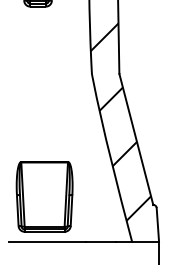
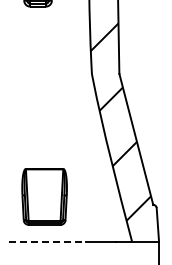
part size: 59x72 px -> 47x58 px (44, 196)
line: solid -> dashed (48, 241)
